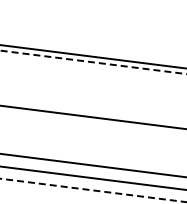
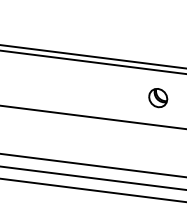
line: dashed -> solid (93, 62)
part: none -> present (158, 98)
line: dashed -> solid (93, 190)
